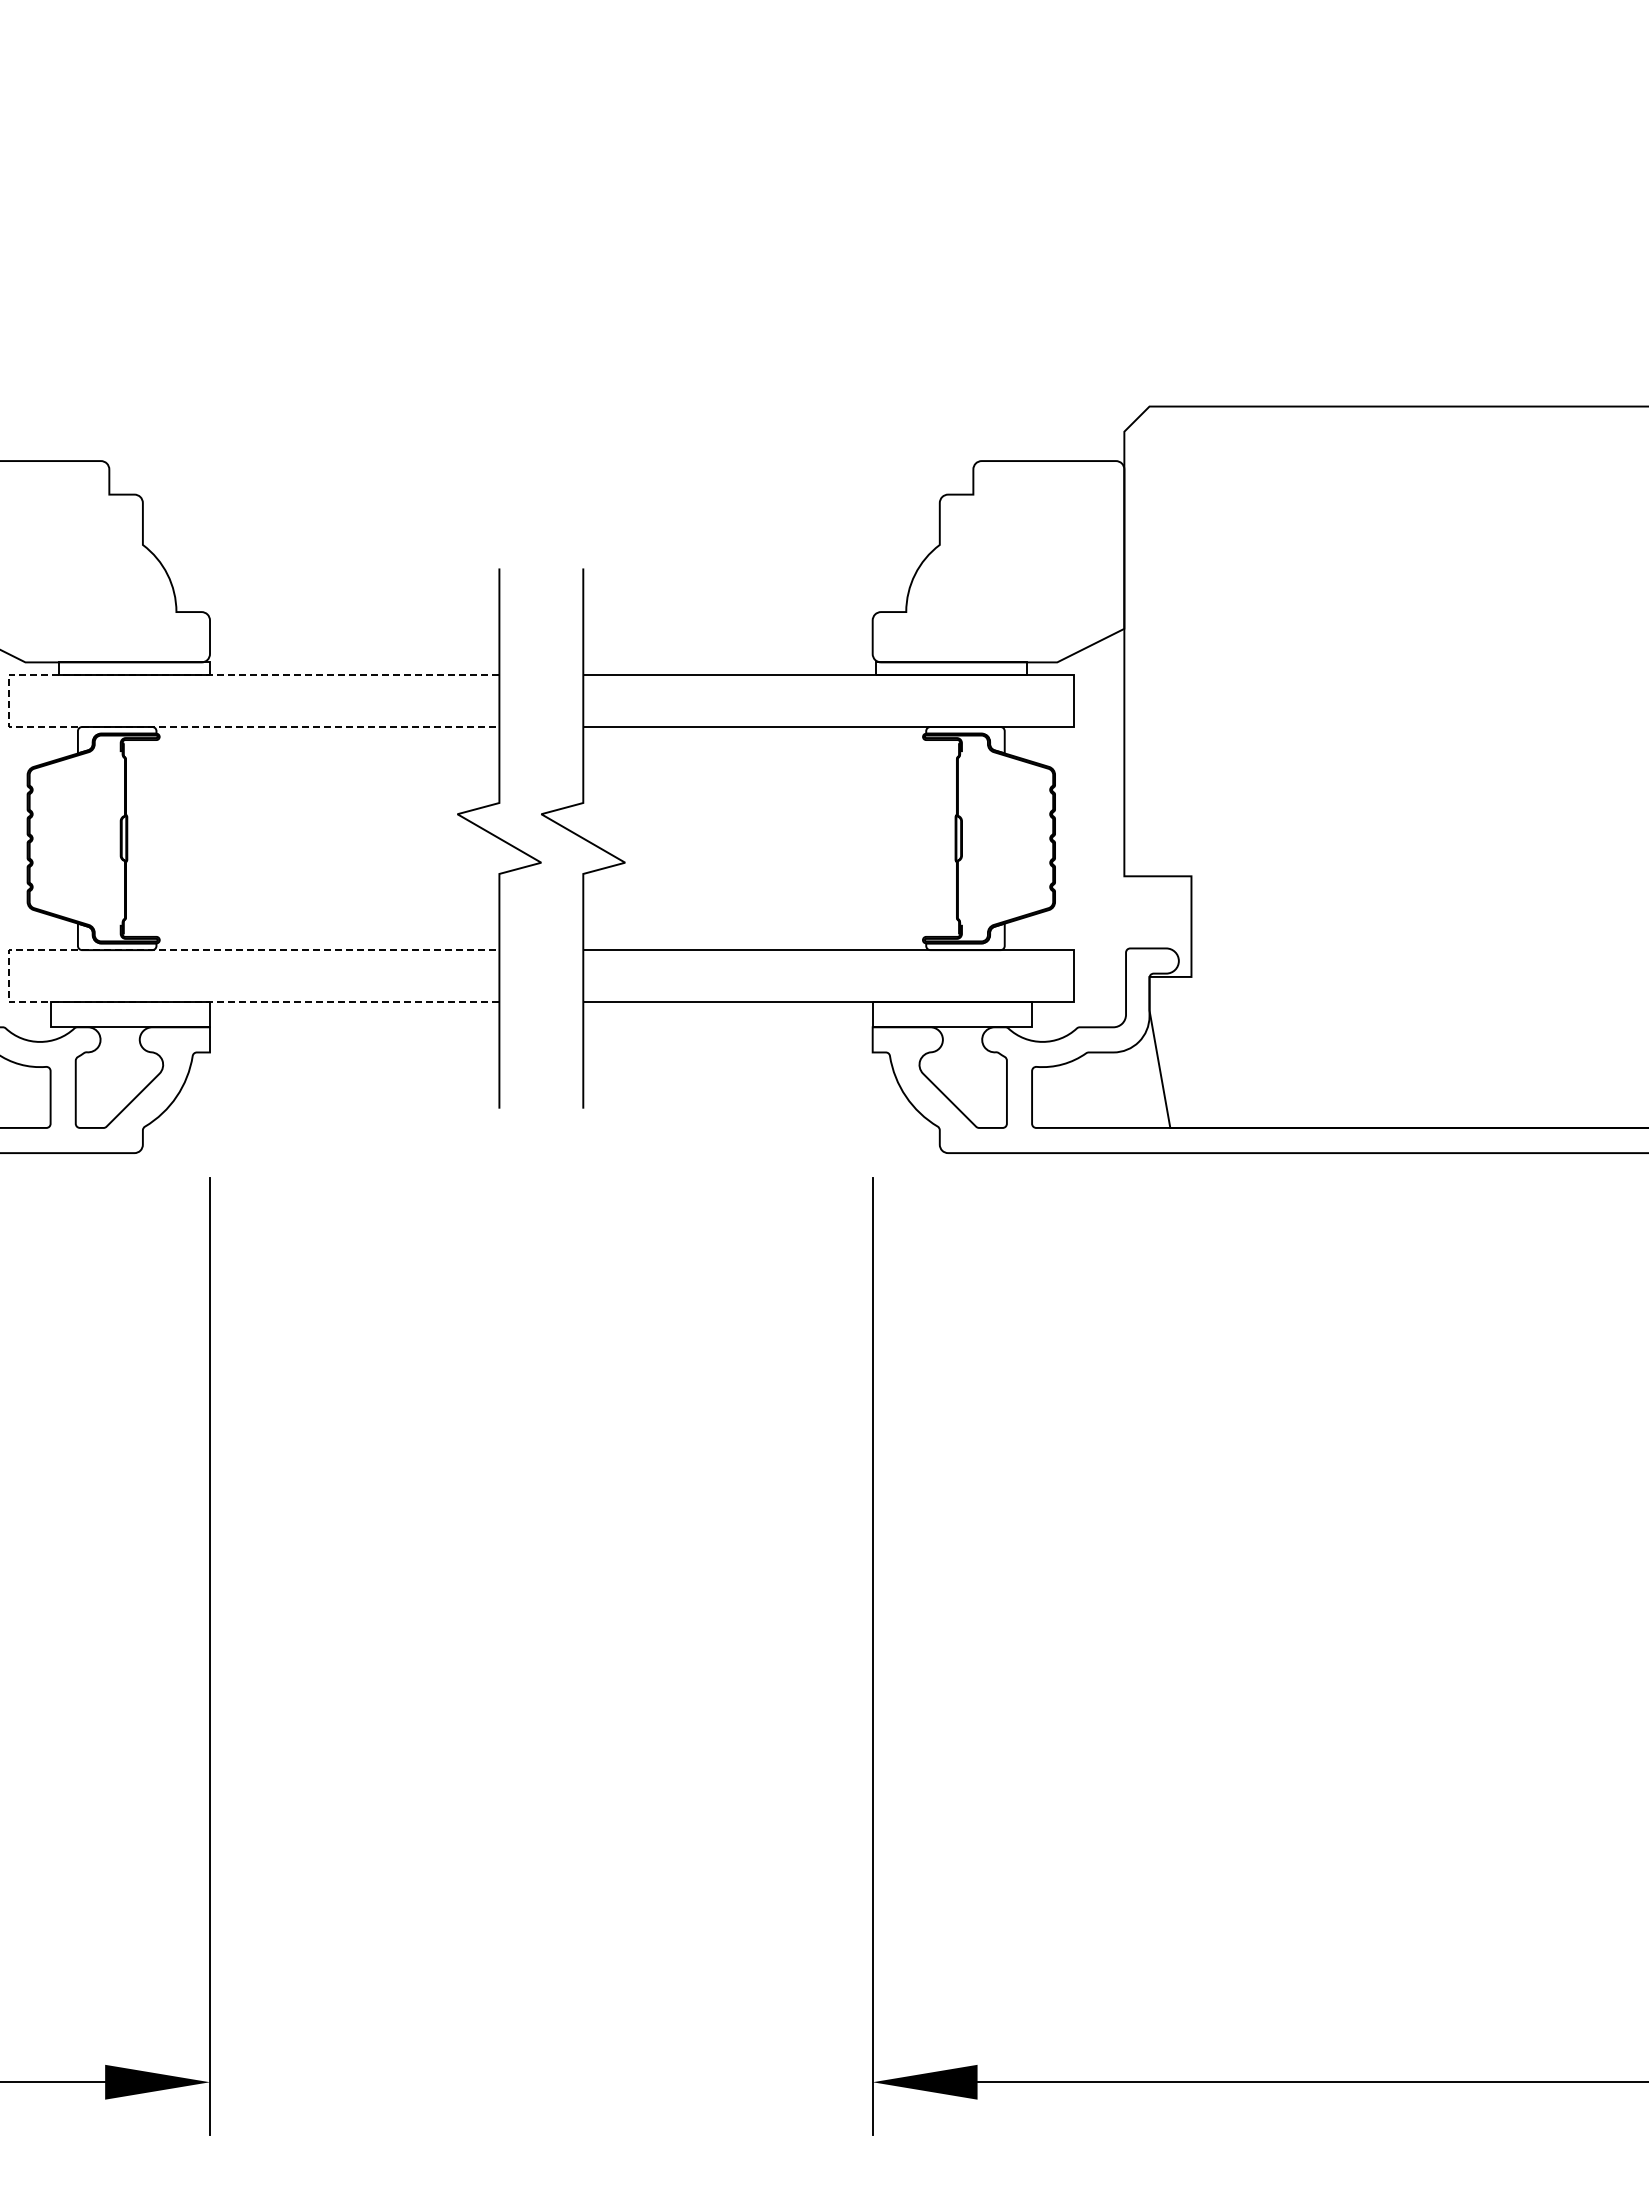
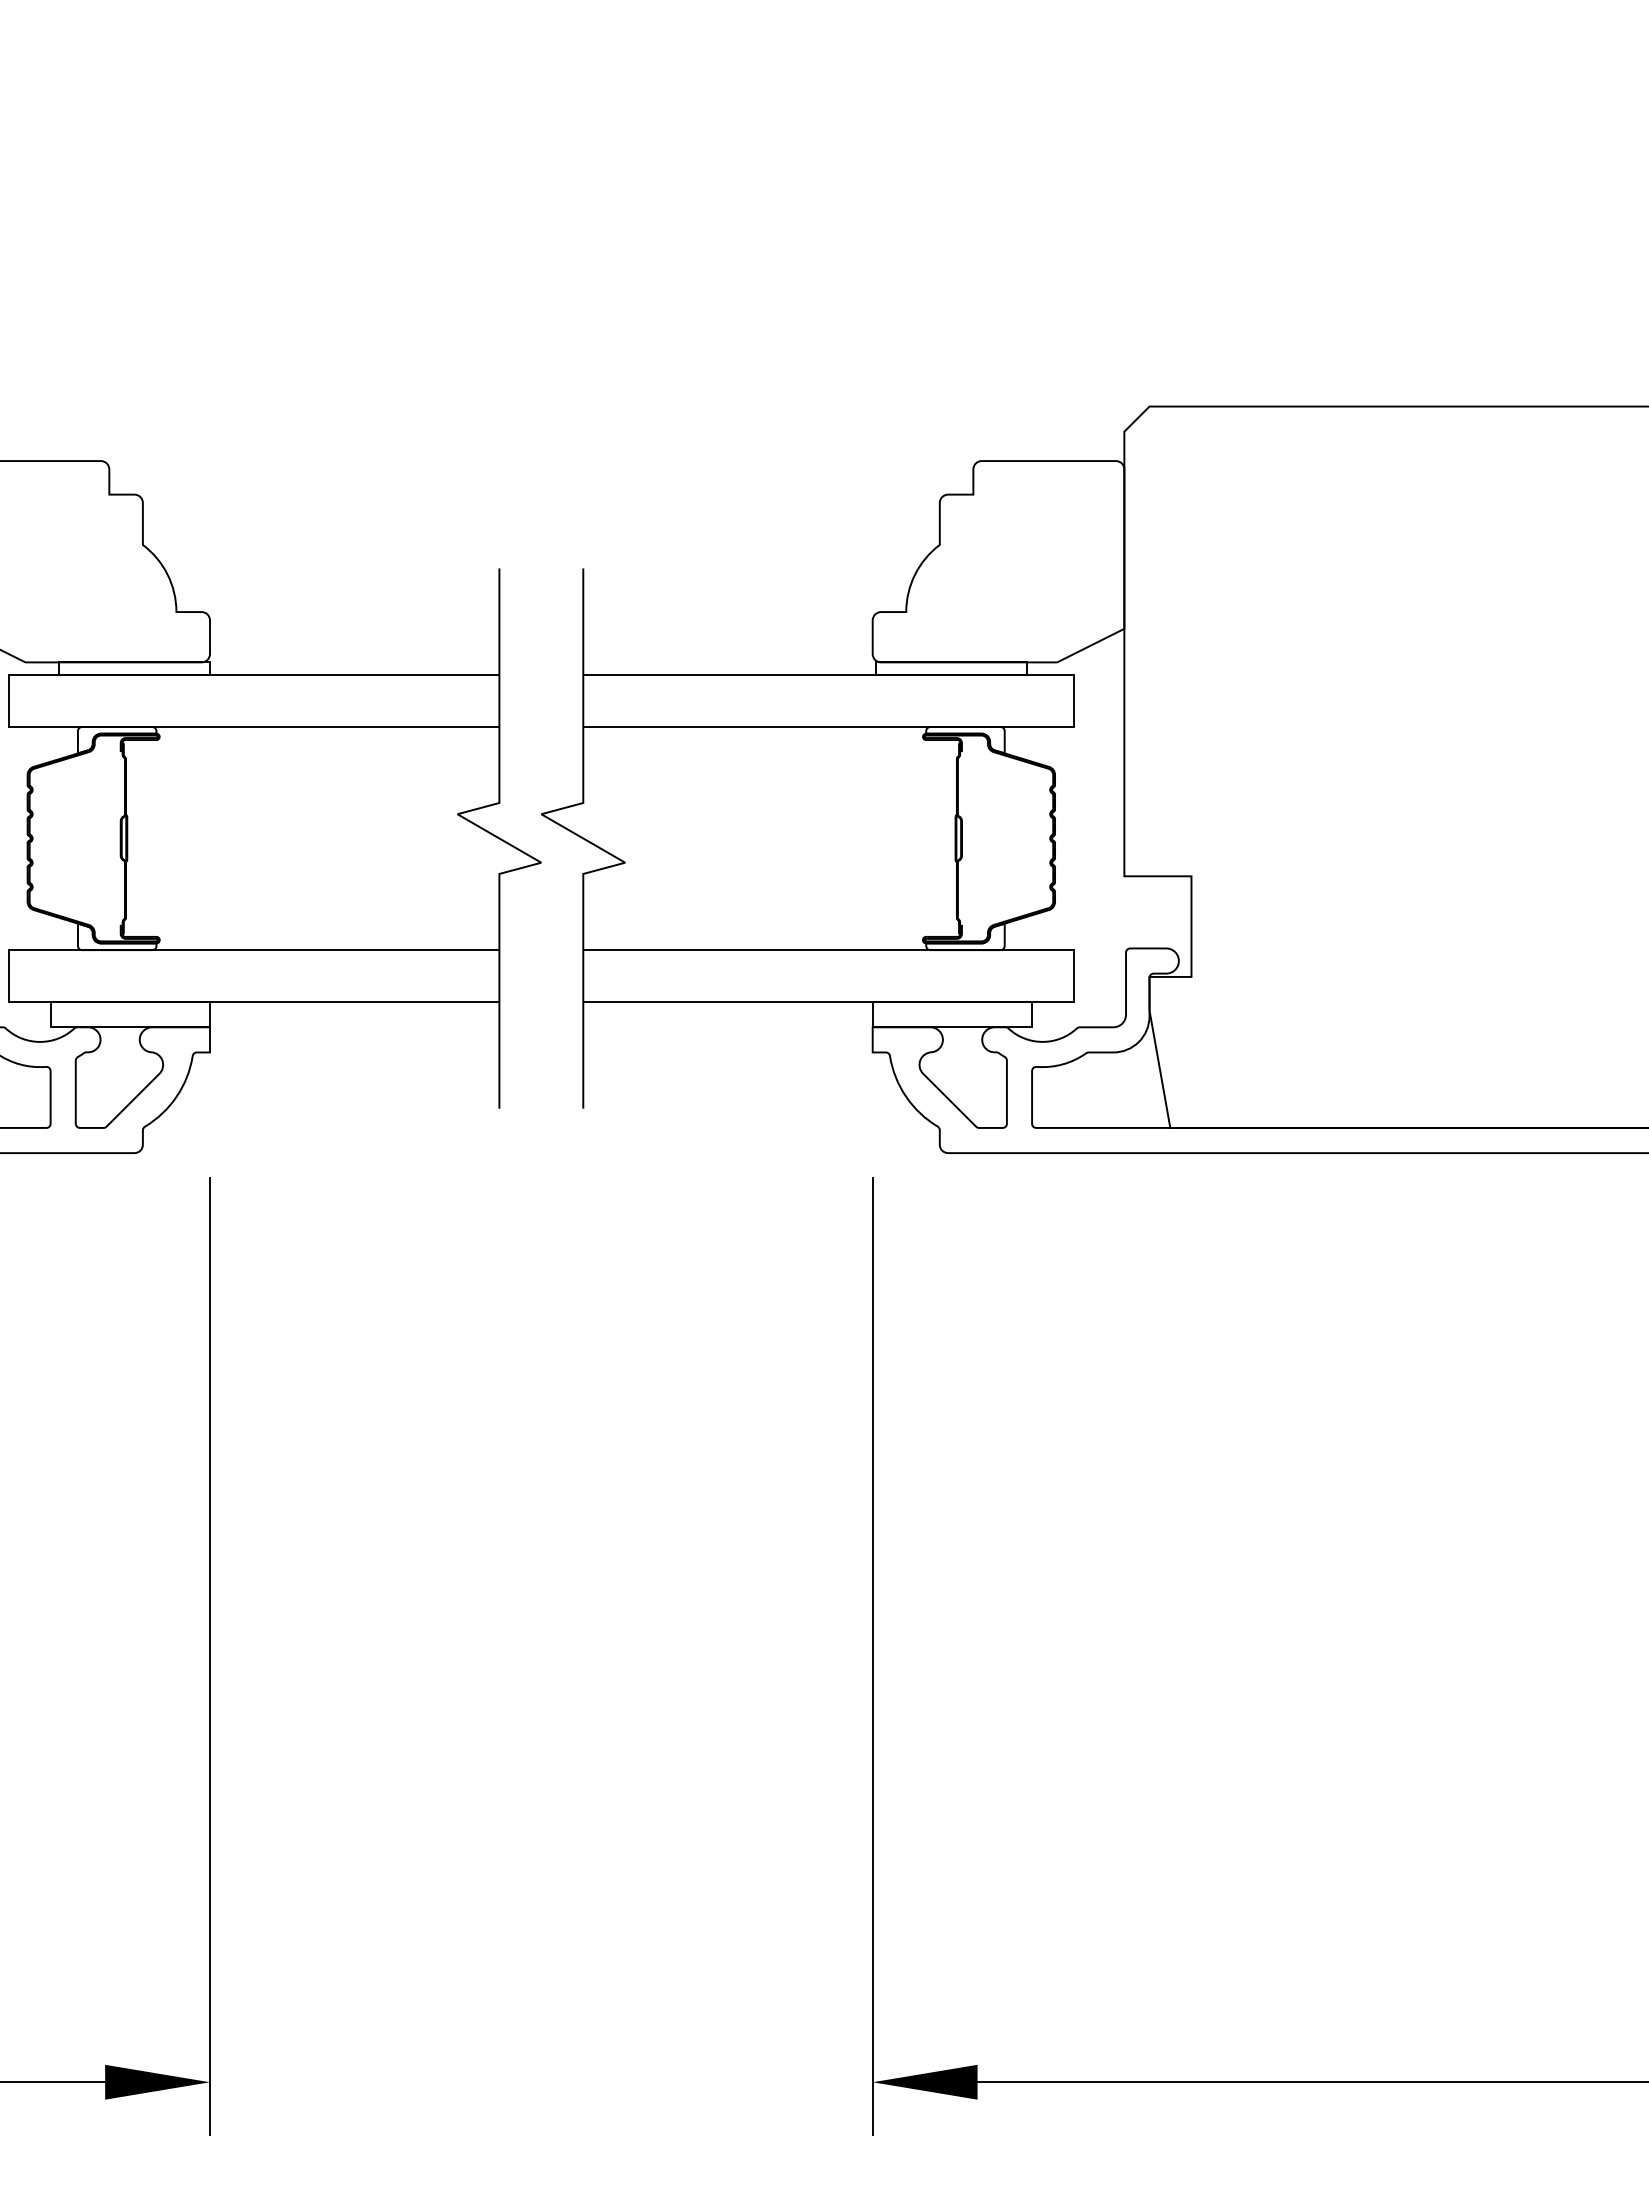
line: dashed -> solid (8, 701)
line: dashed -> solid (8, 975)
